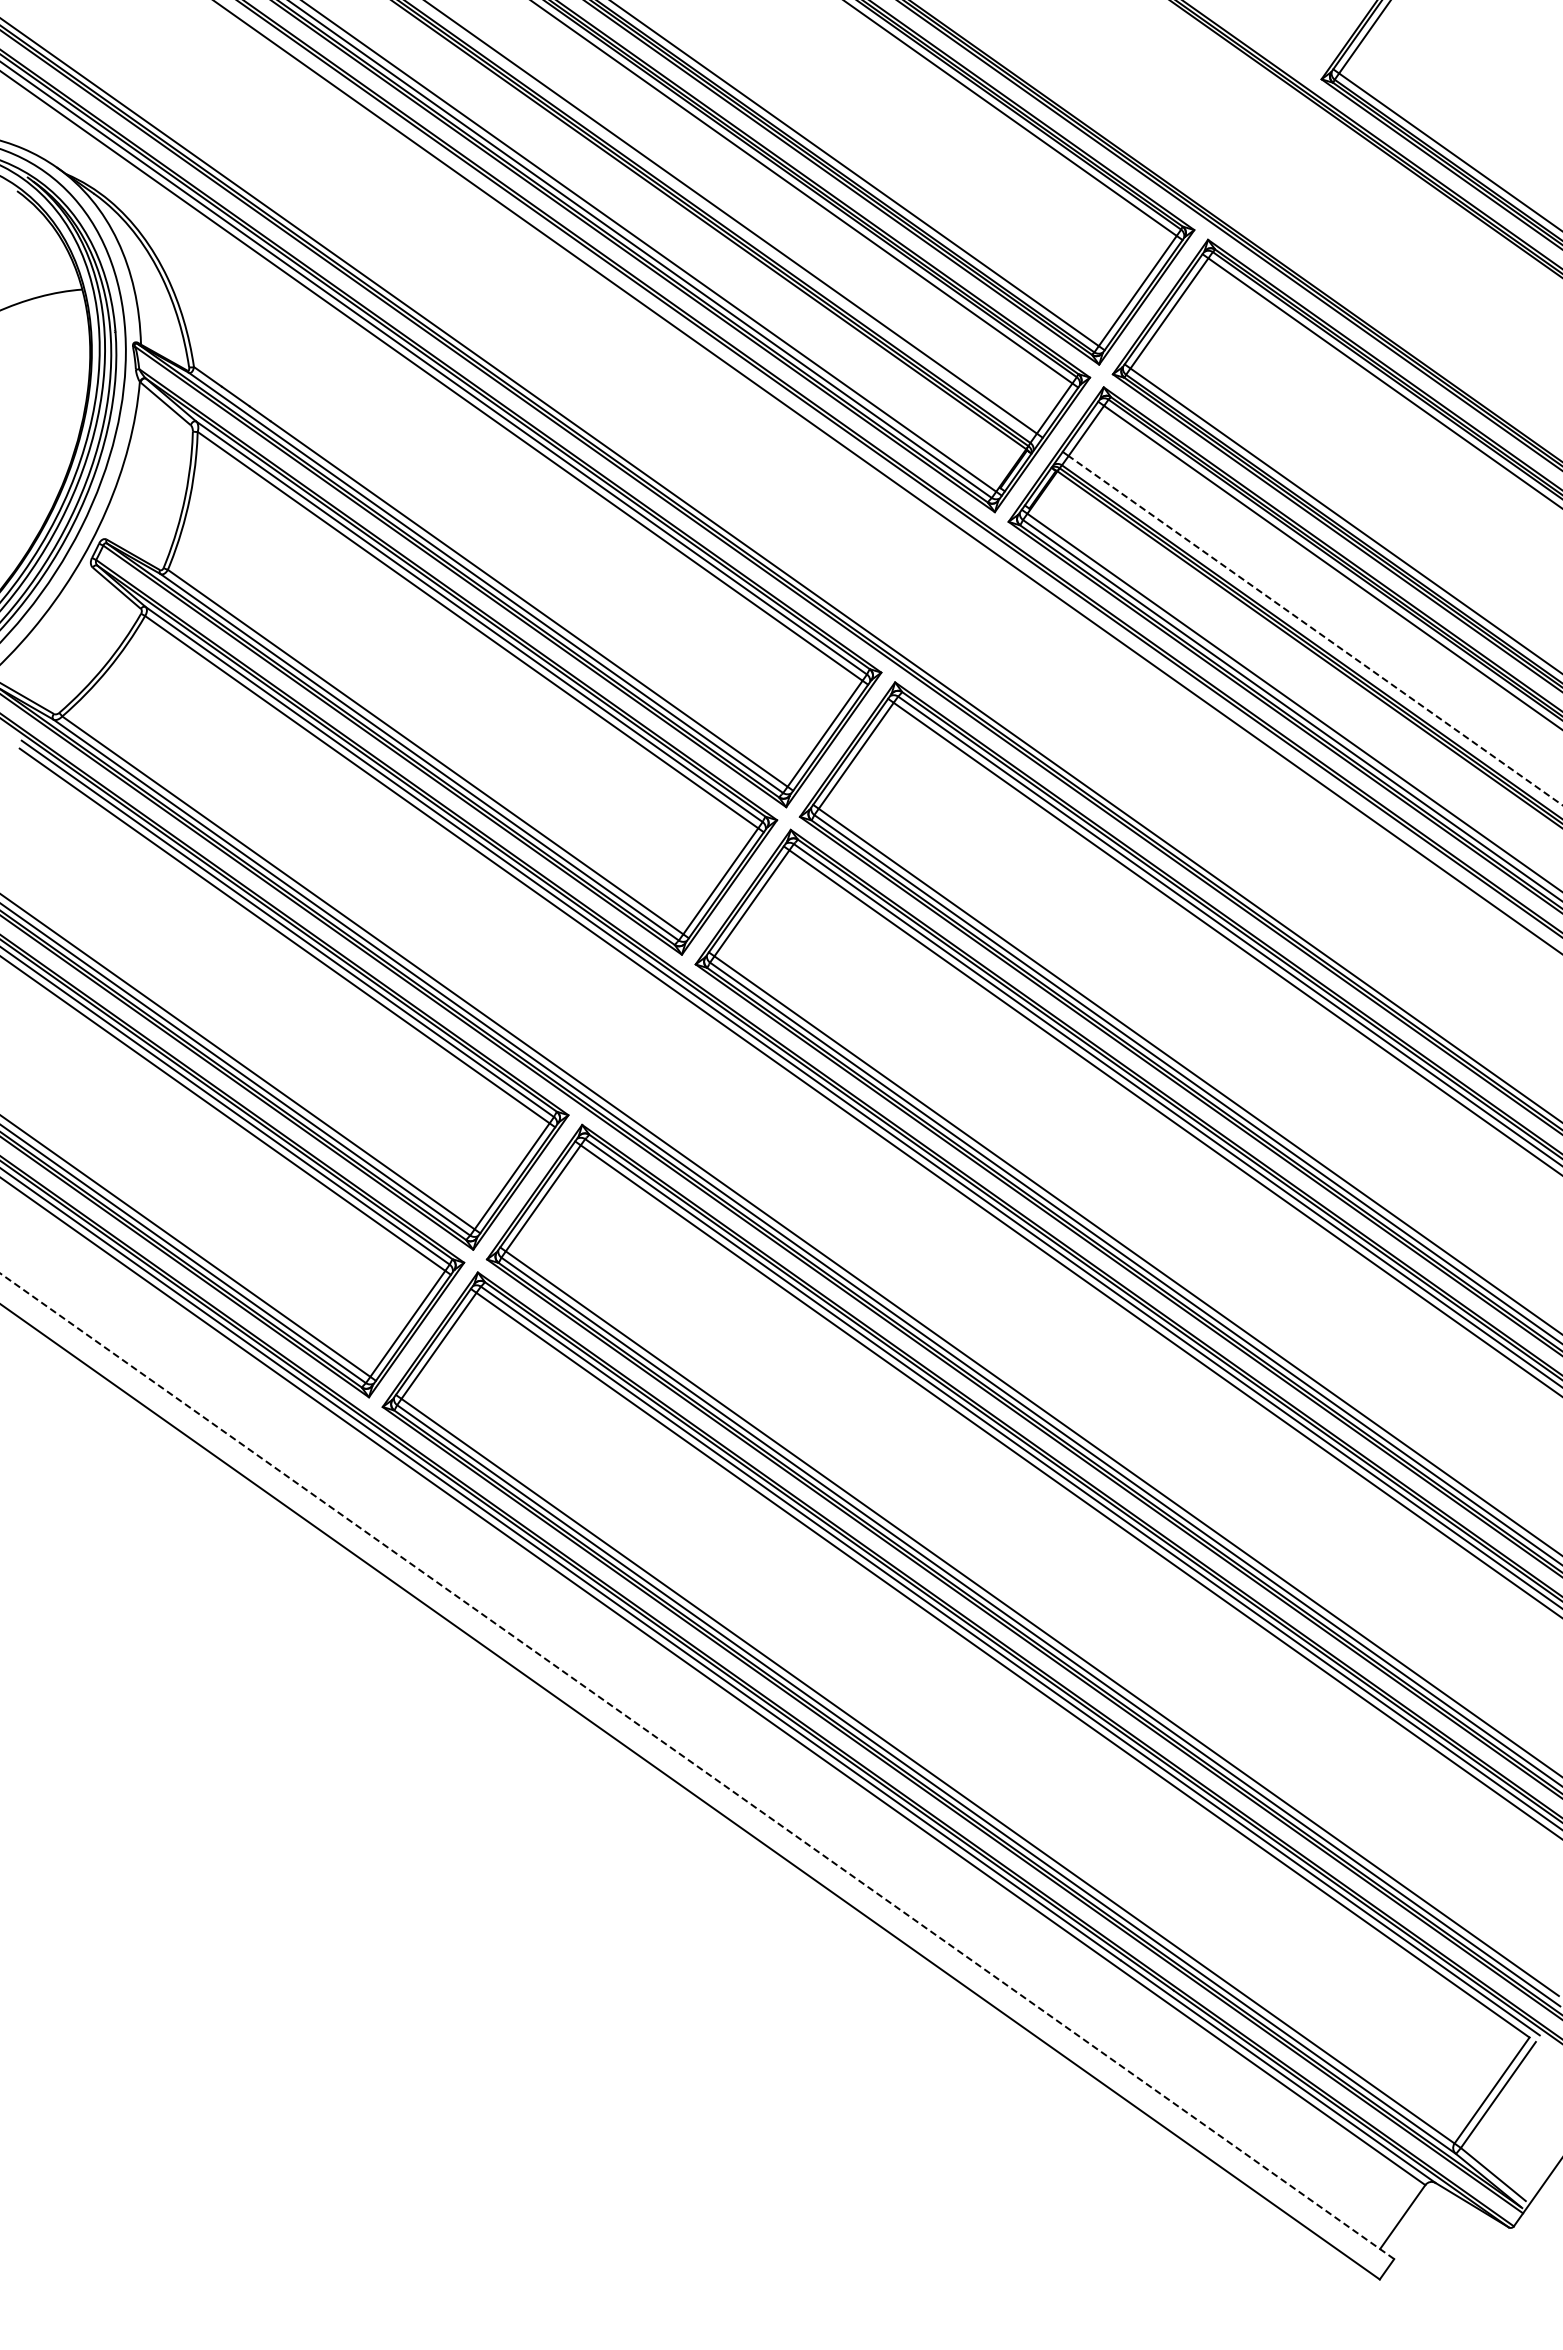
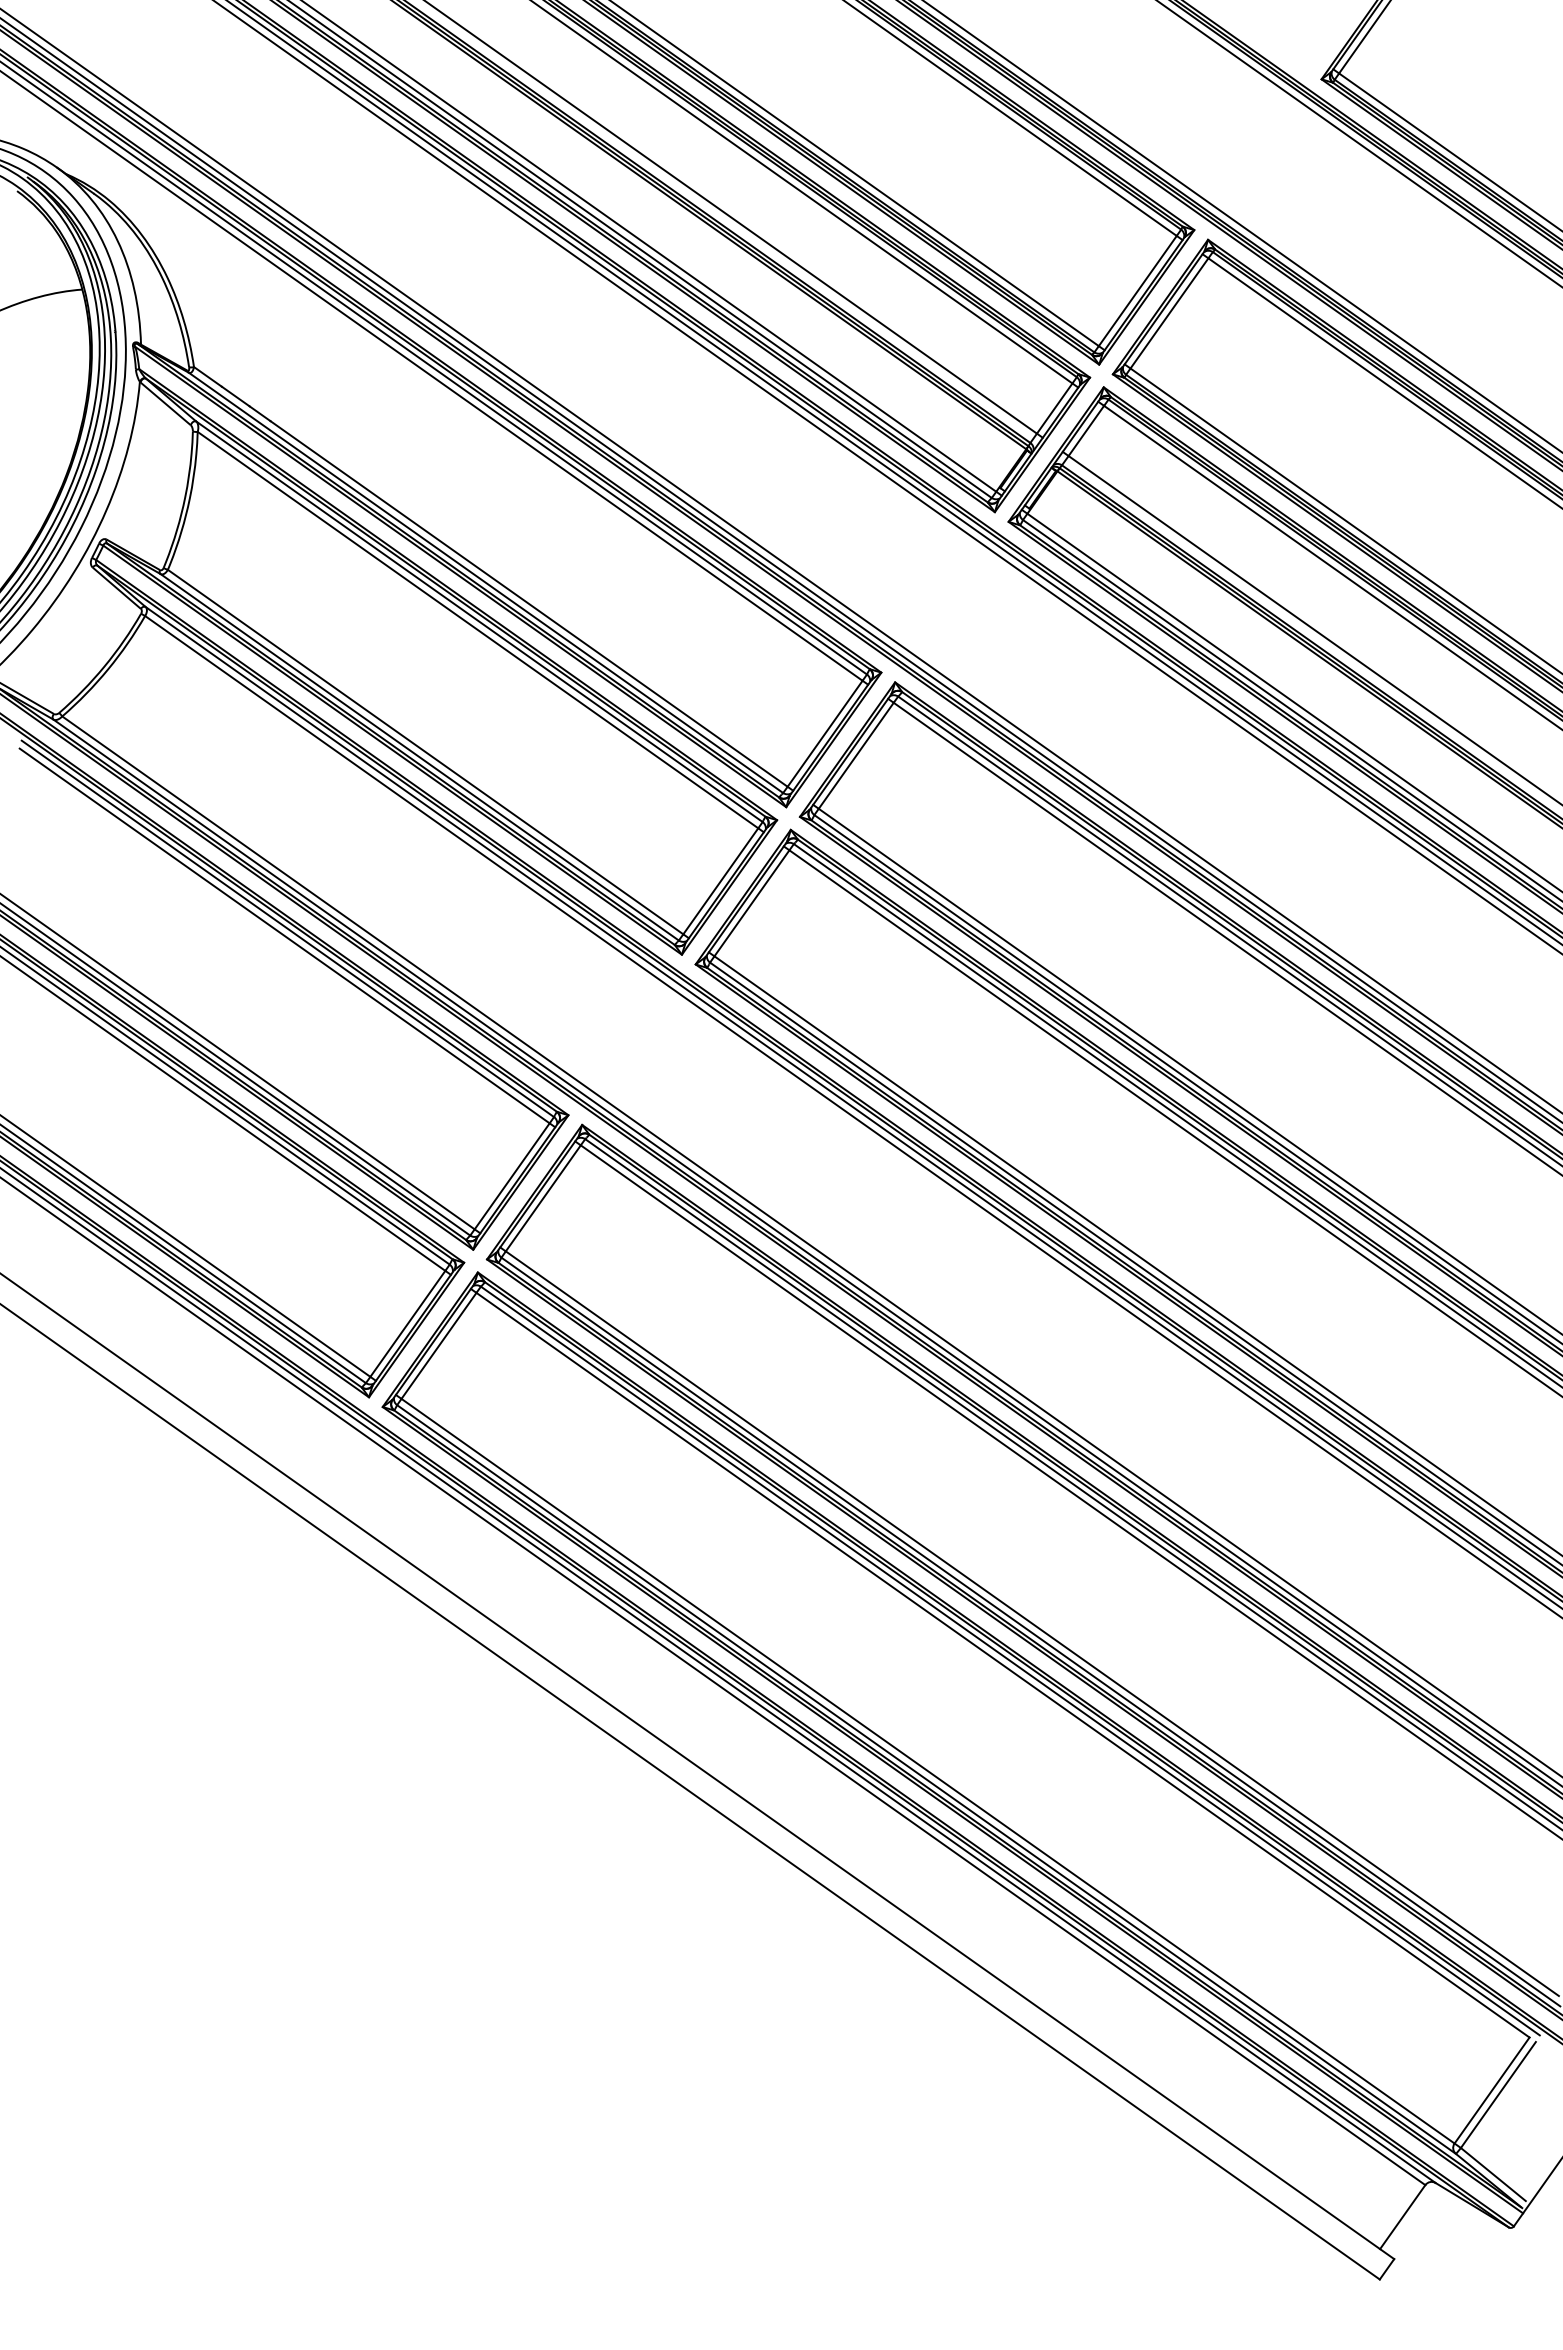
line: none -> present (1358, 143)
line: none -> present (1242, 226)
line: none -> present (894, 472)
line: none -> present (780, 560)
line: dashed -> solid (1315, 630)
line: dashed -> solid (697, 1766)
